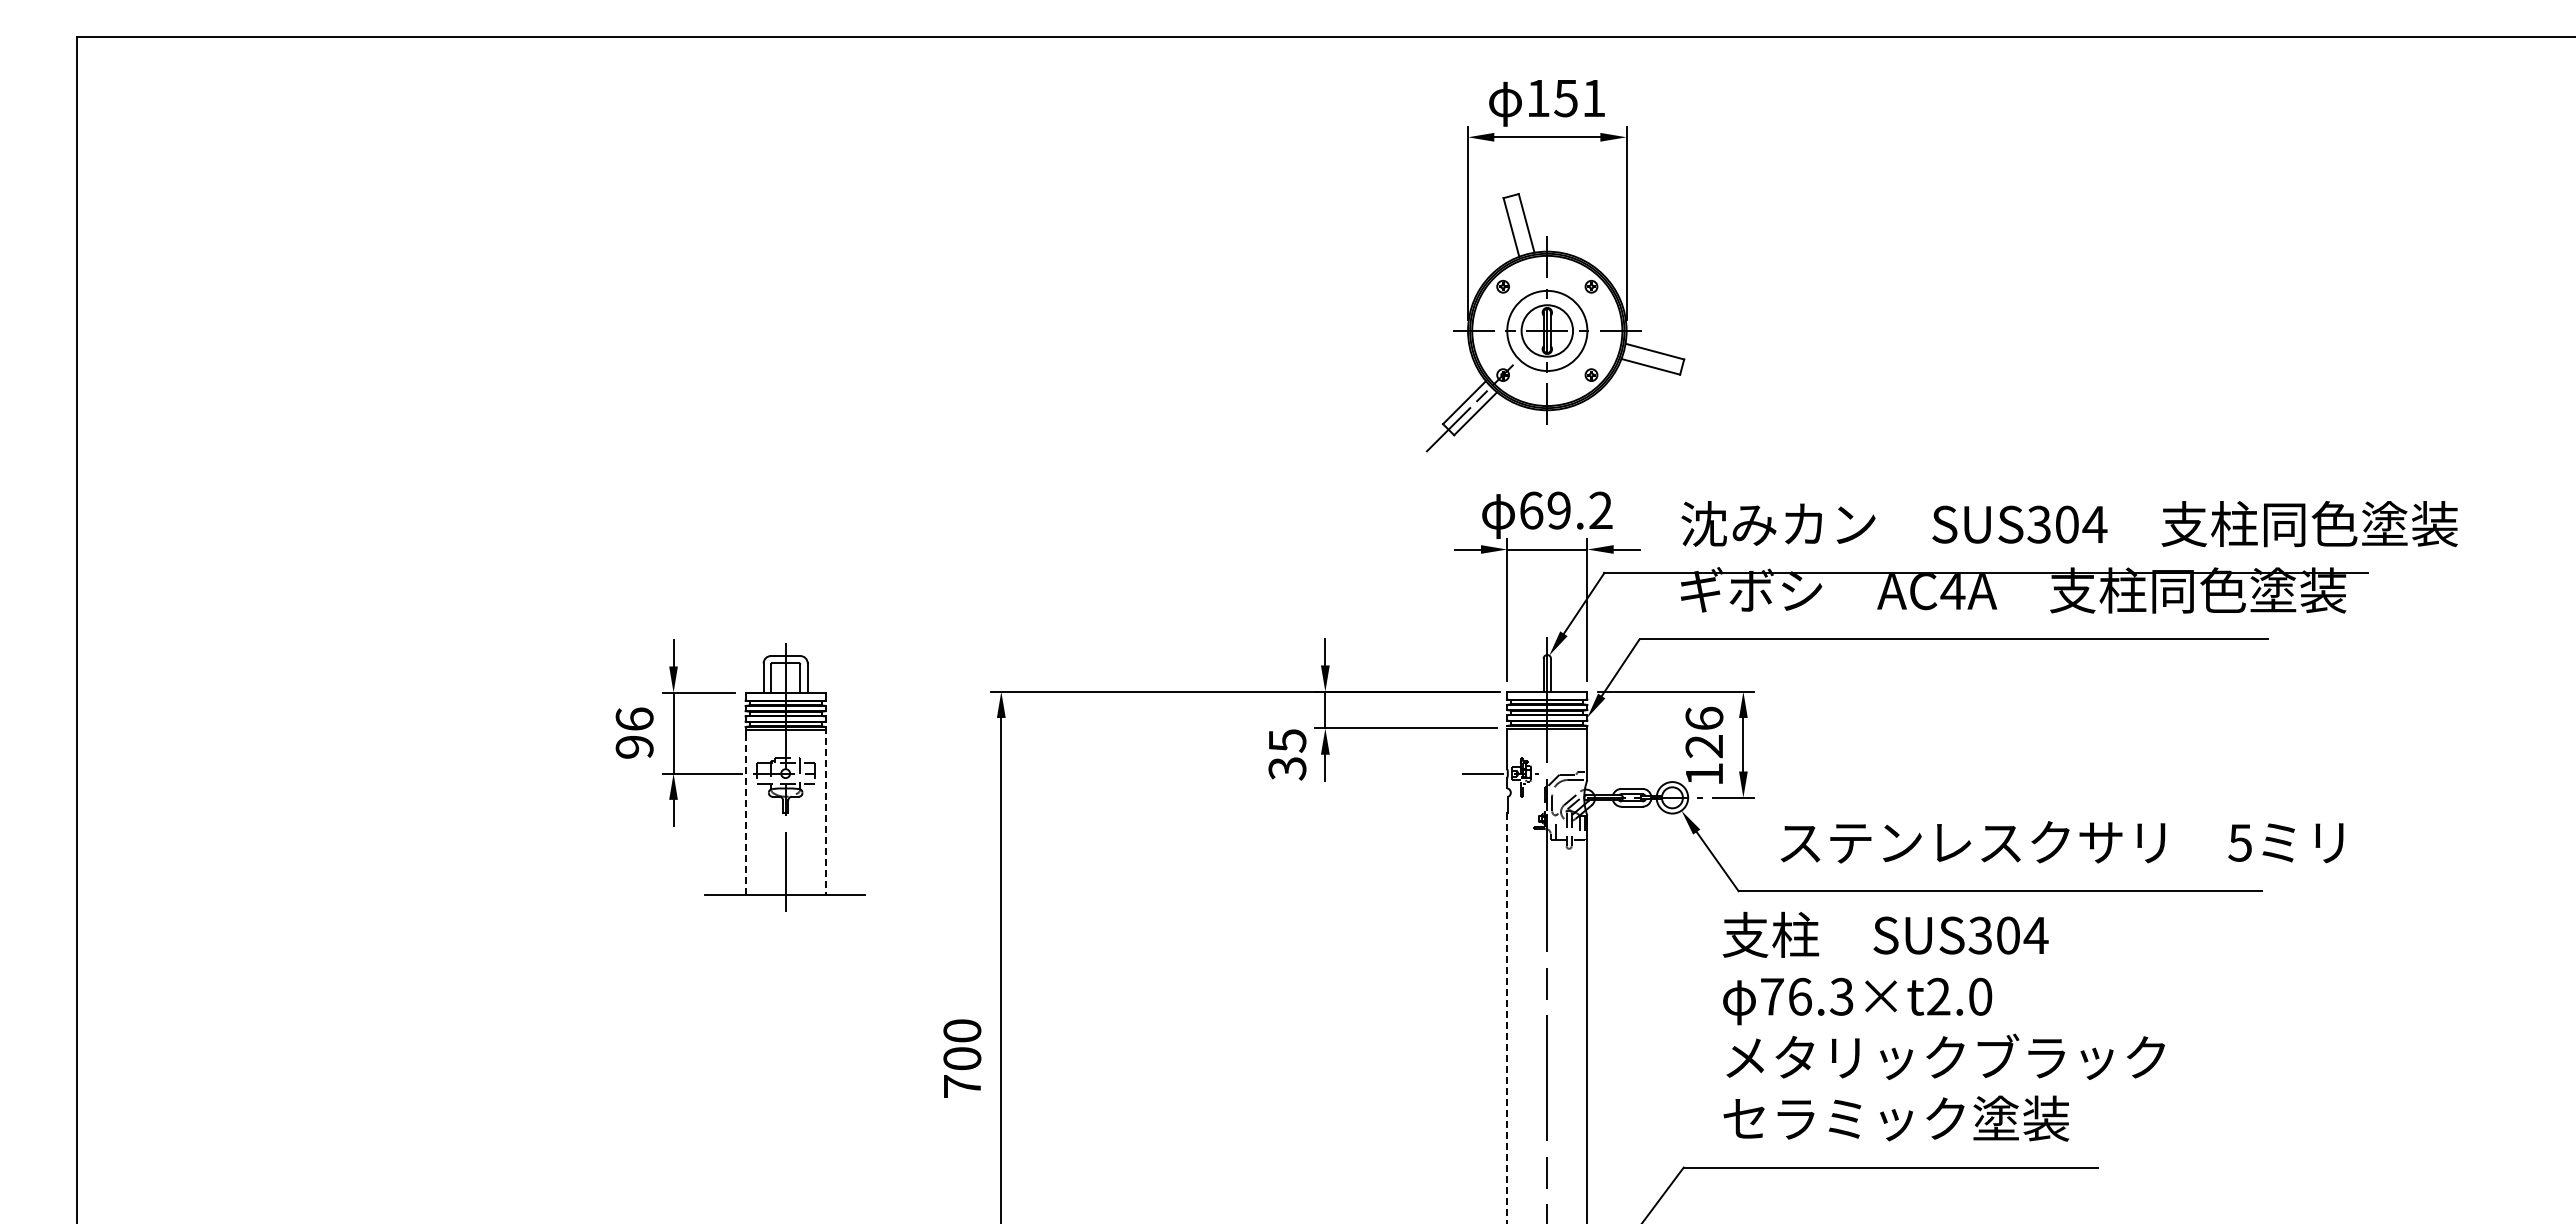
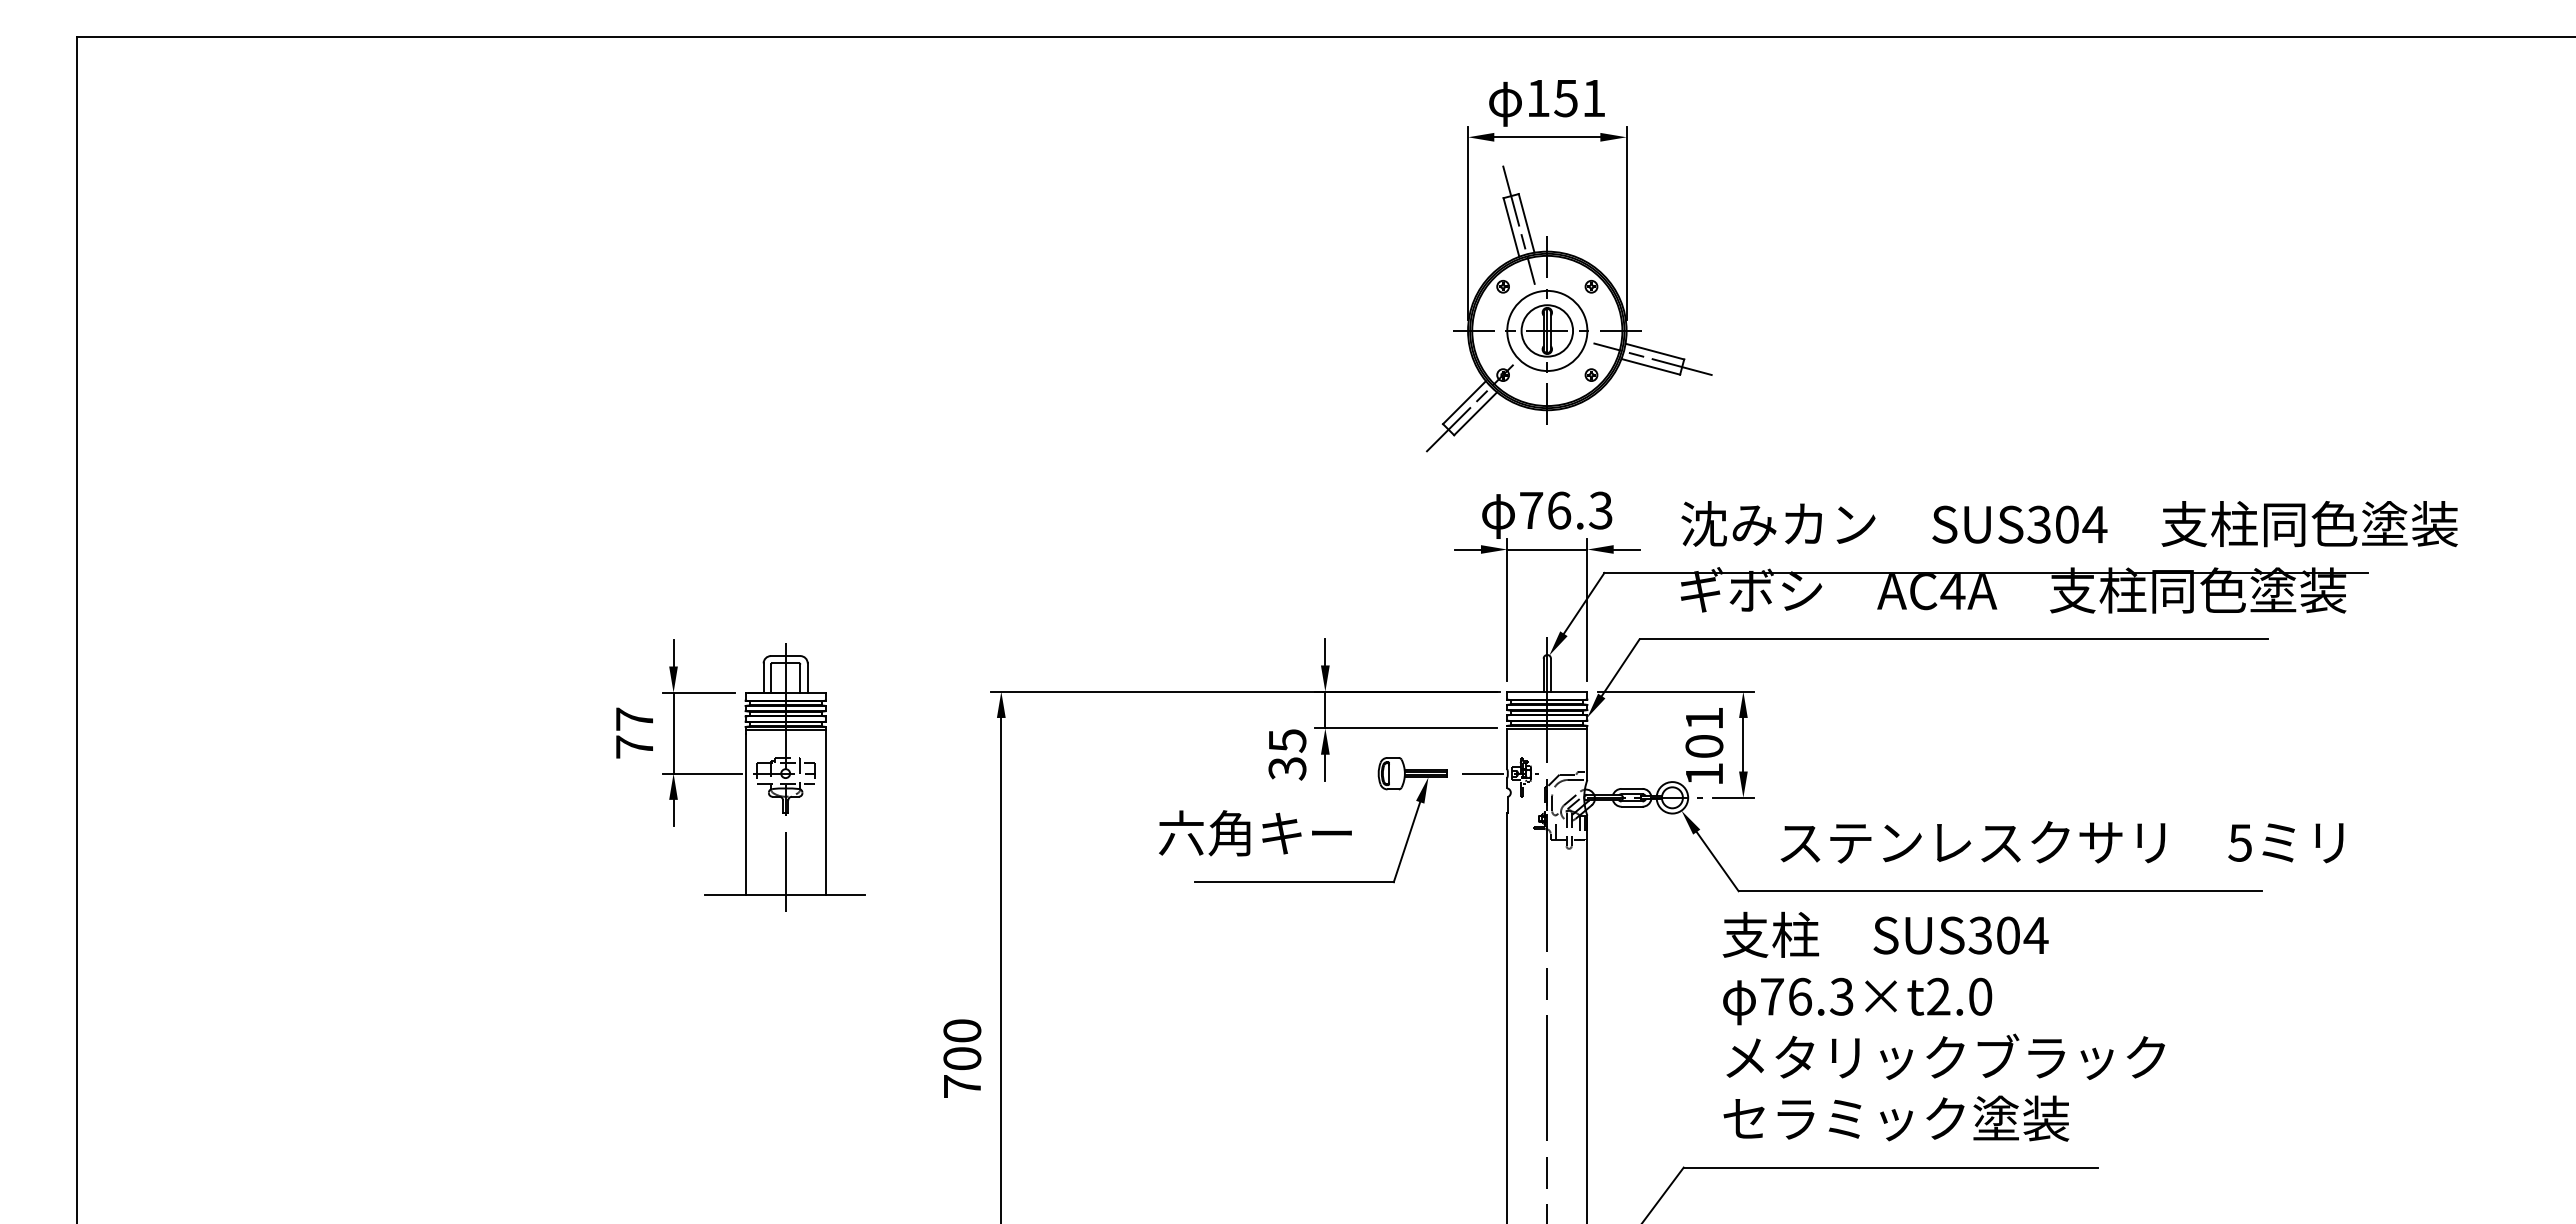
line: none -> present (1518, 224)
line: none -> present (1652, 359)
text: 69.2 -> 76.3 (1566, 510)
text: 96 -> 77 (634, 732)
text: 126 -> 101 (1704, 732)
line: dashed -> solid (825, 810)
line: dashed -> solid (745, 814)
part: none -> present (1297, 821)
line: dashed -> solid (1507, 1018)
